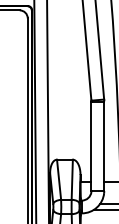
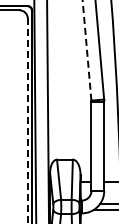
line: solid -> dashed (86, 49)
line: solid -> dashed (27, 121)
